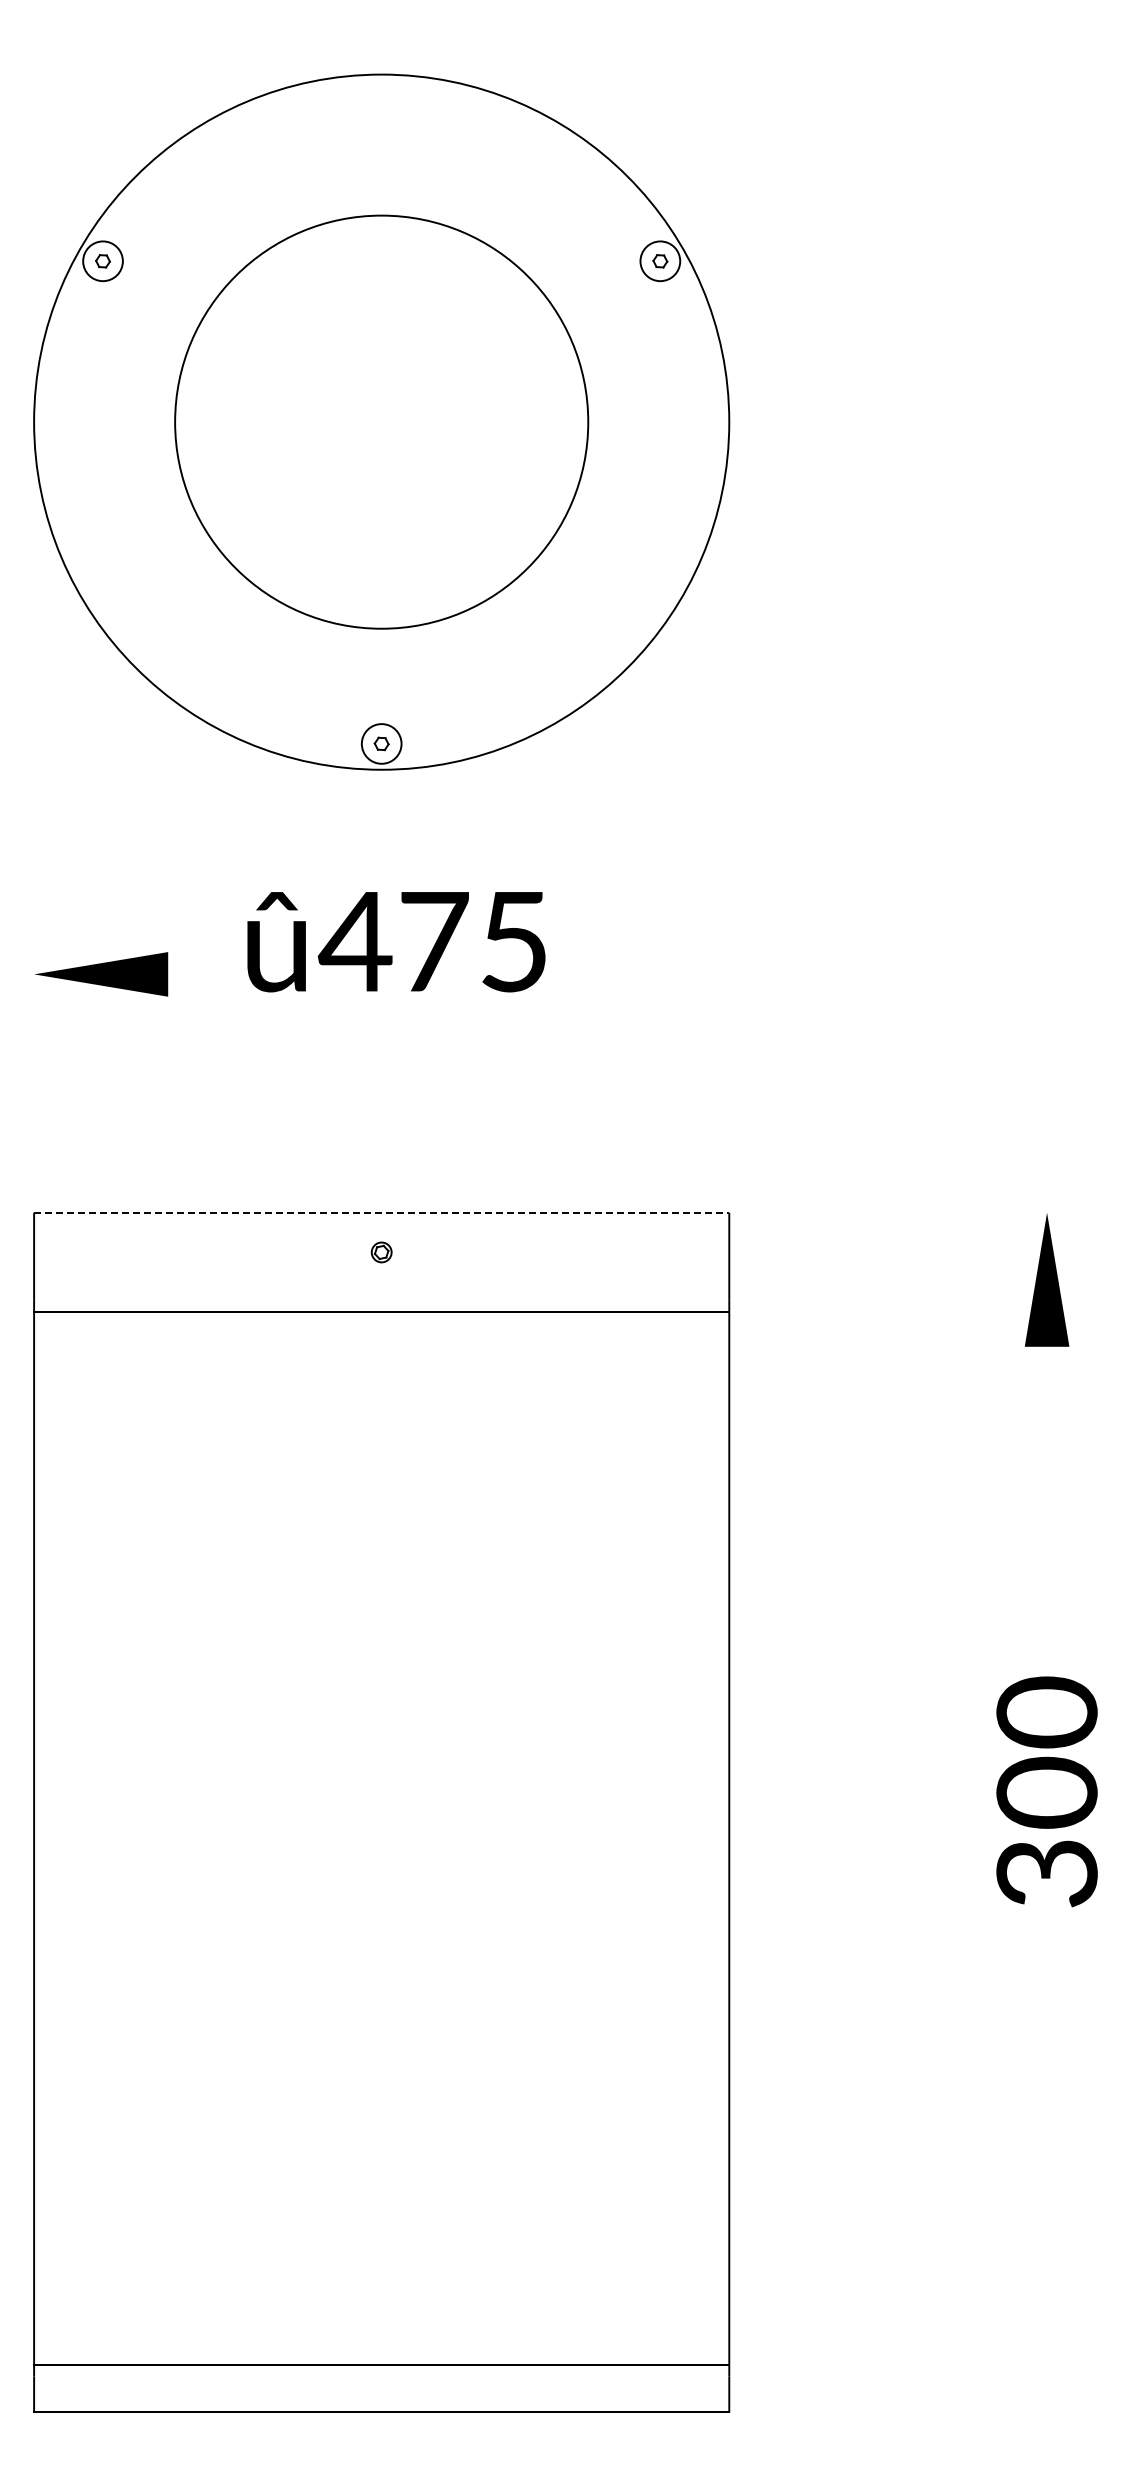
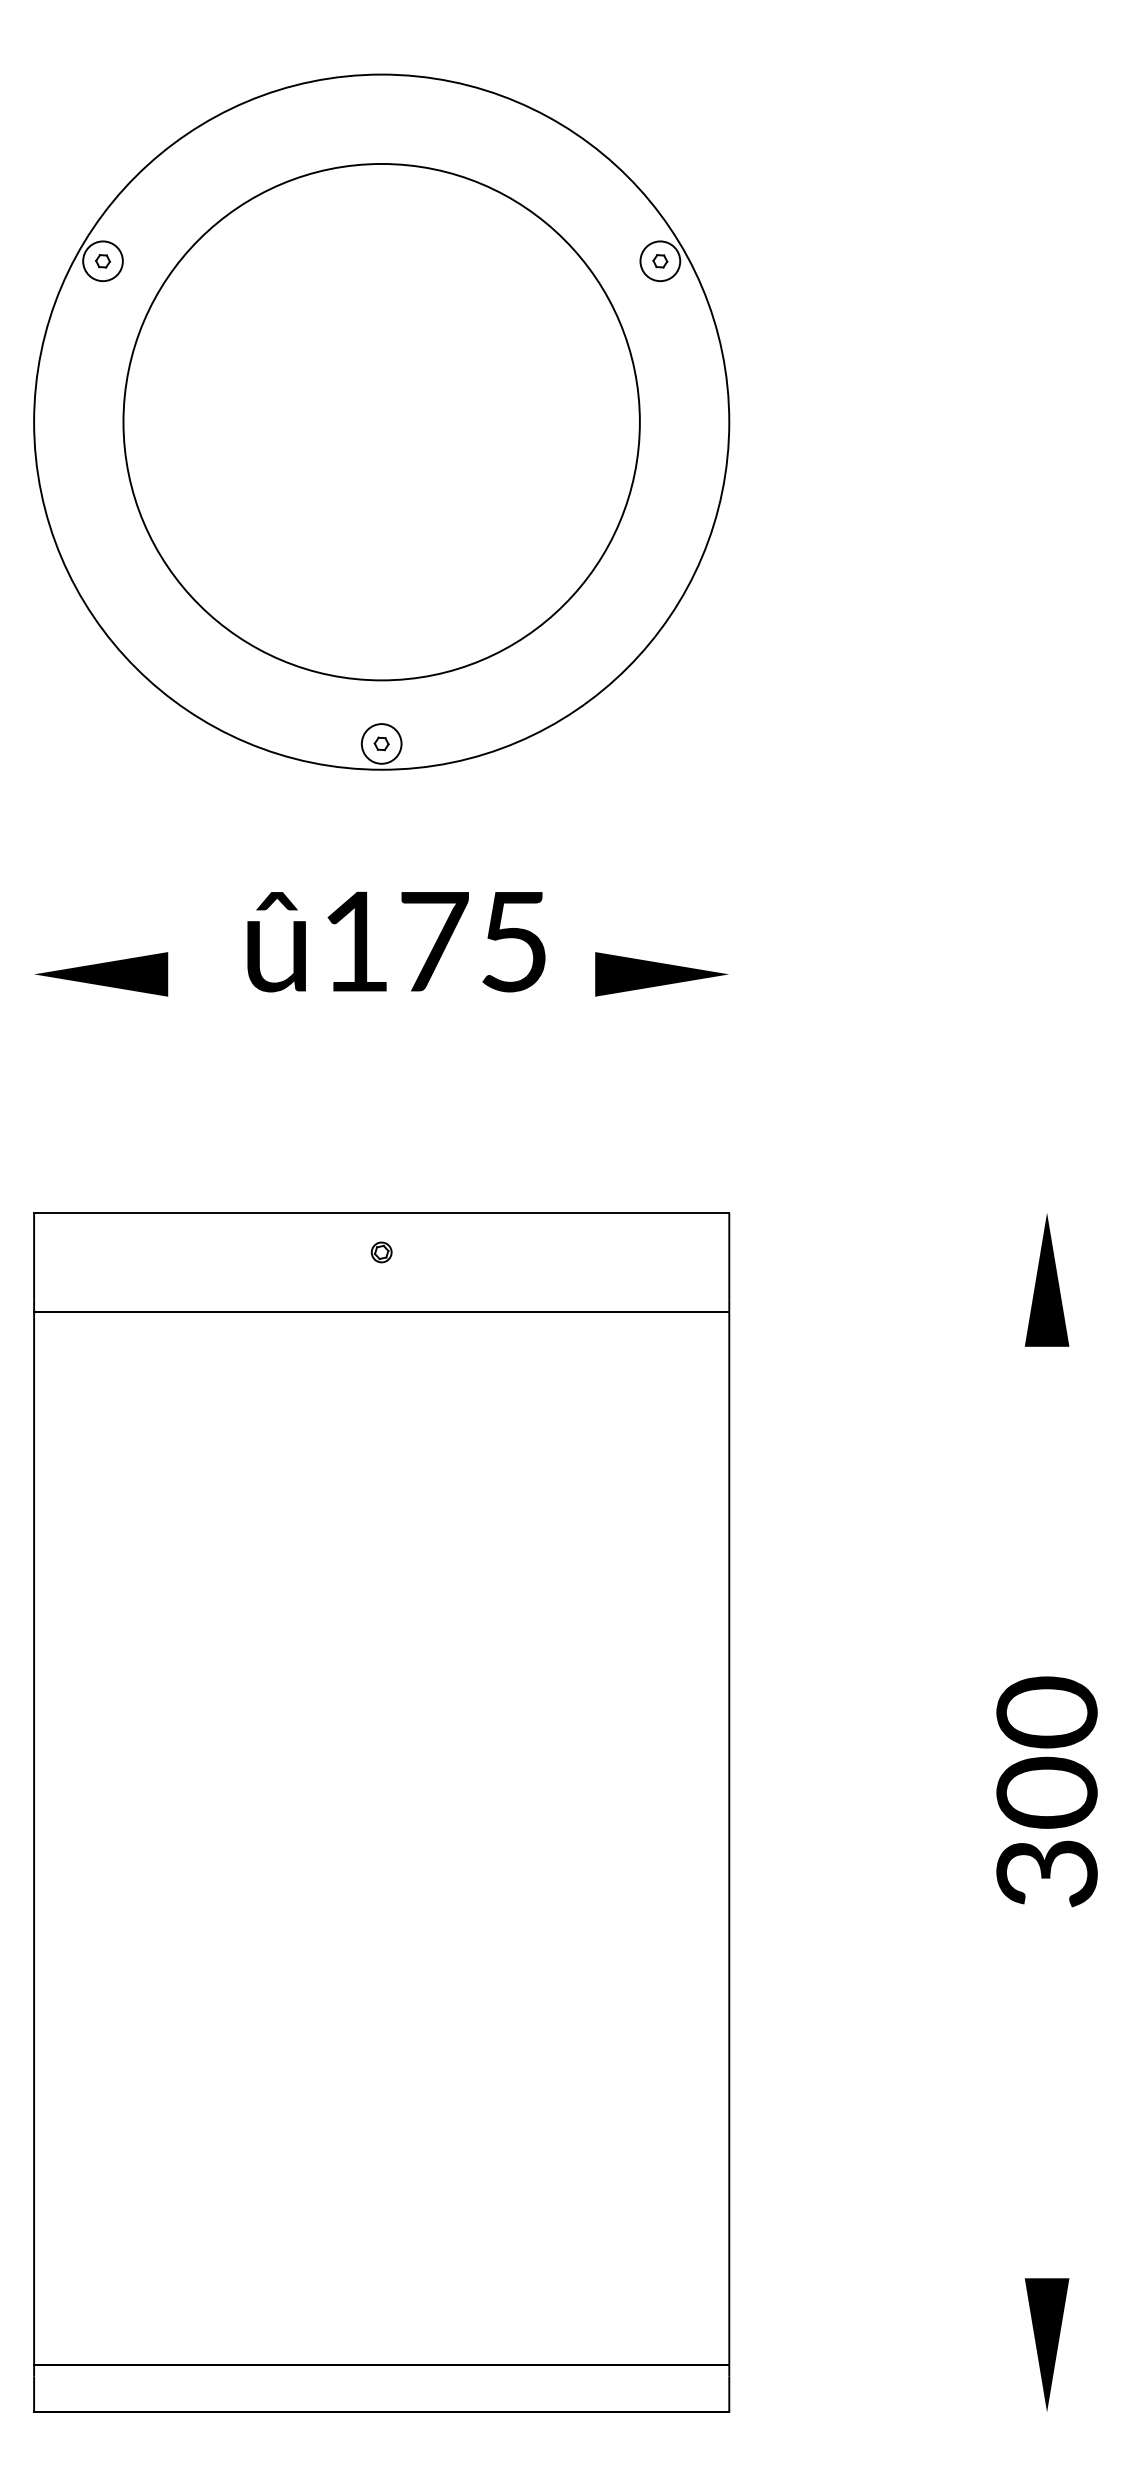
circle diameter: 413 px -> 516 px (381, 421)
text: 4 -> 1 (354, 941)
part: none -> present (661, 974)
line: dashed -> solid (381, 1212)
part: none -> present (1046, 2344)
